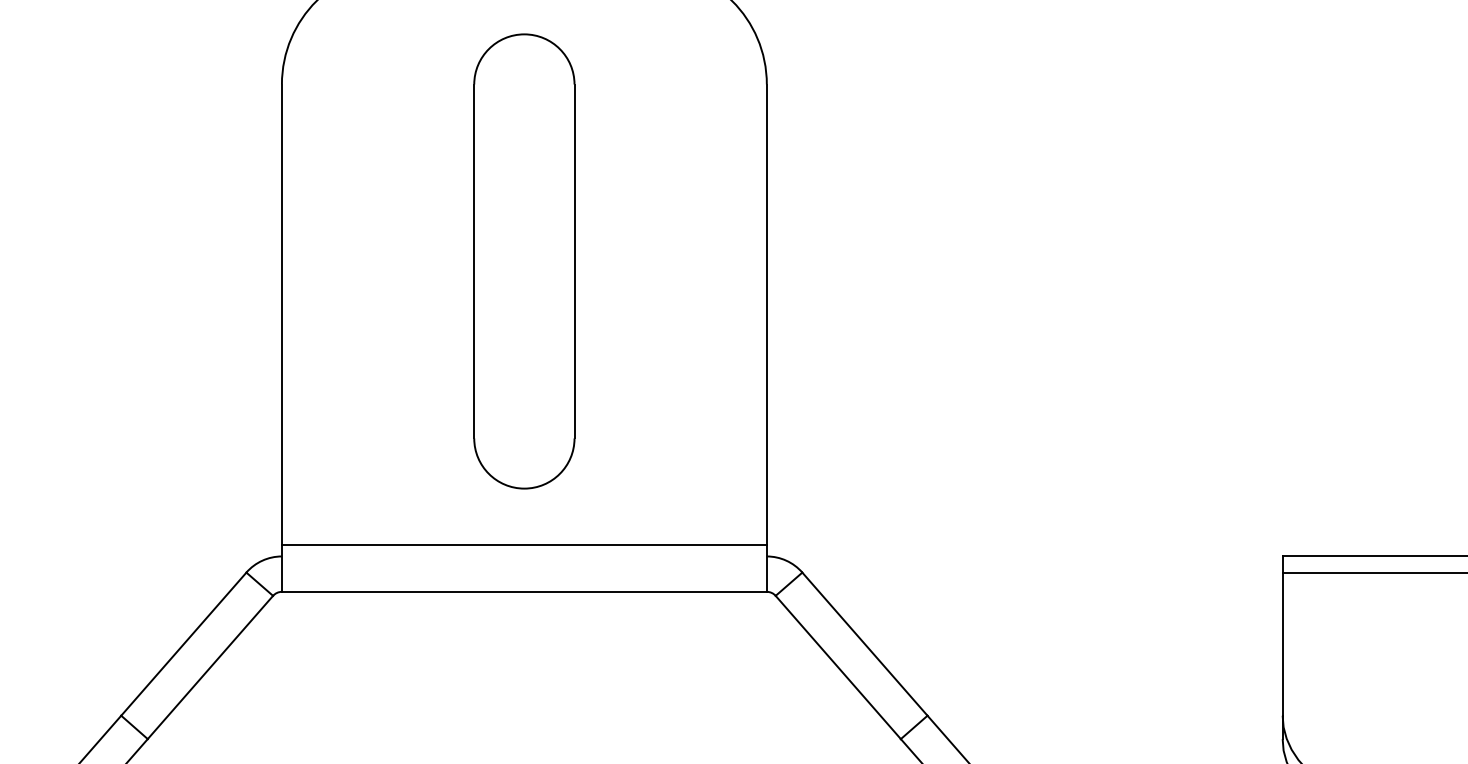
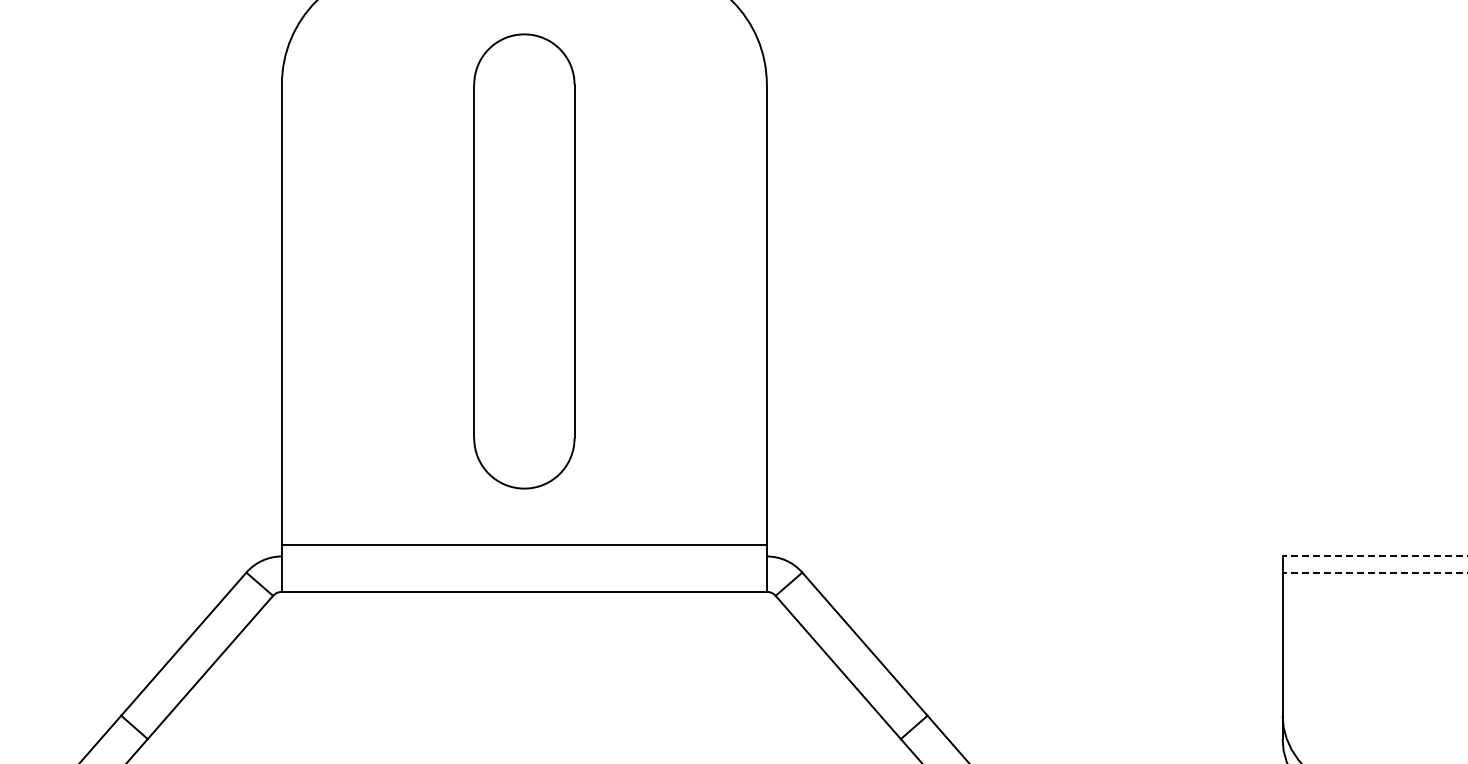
line: solid -> dashed (1374, 556)
line: solid -> dashed (1374, 572)
